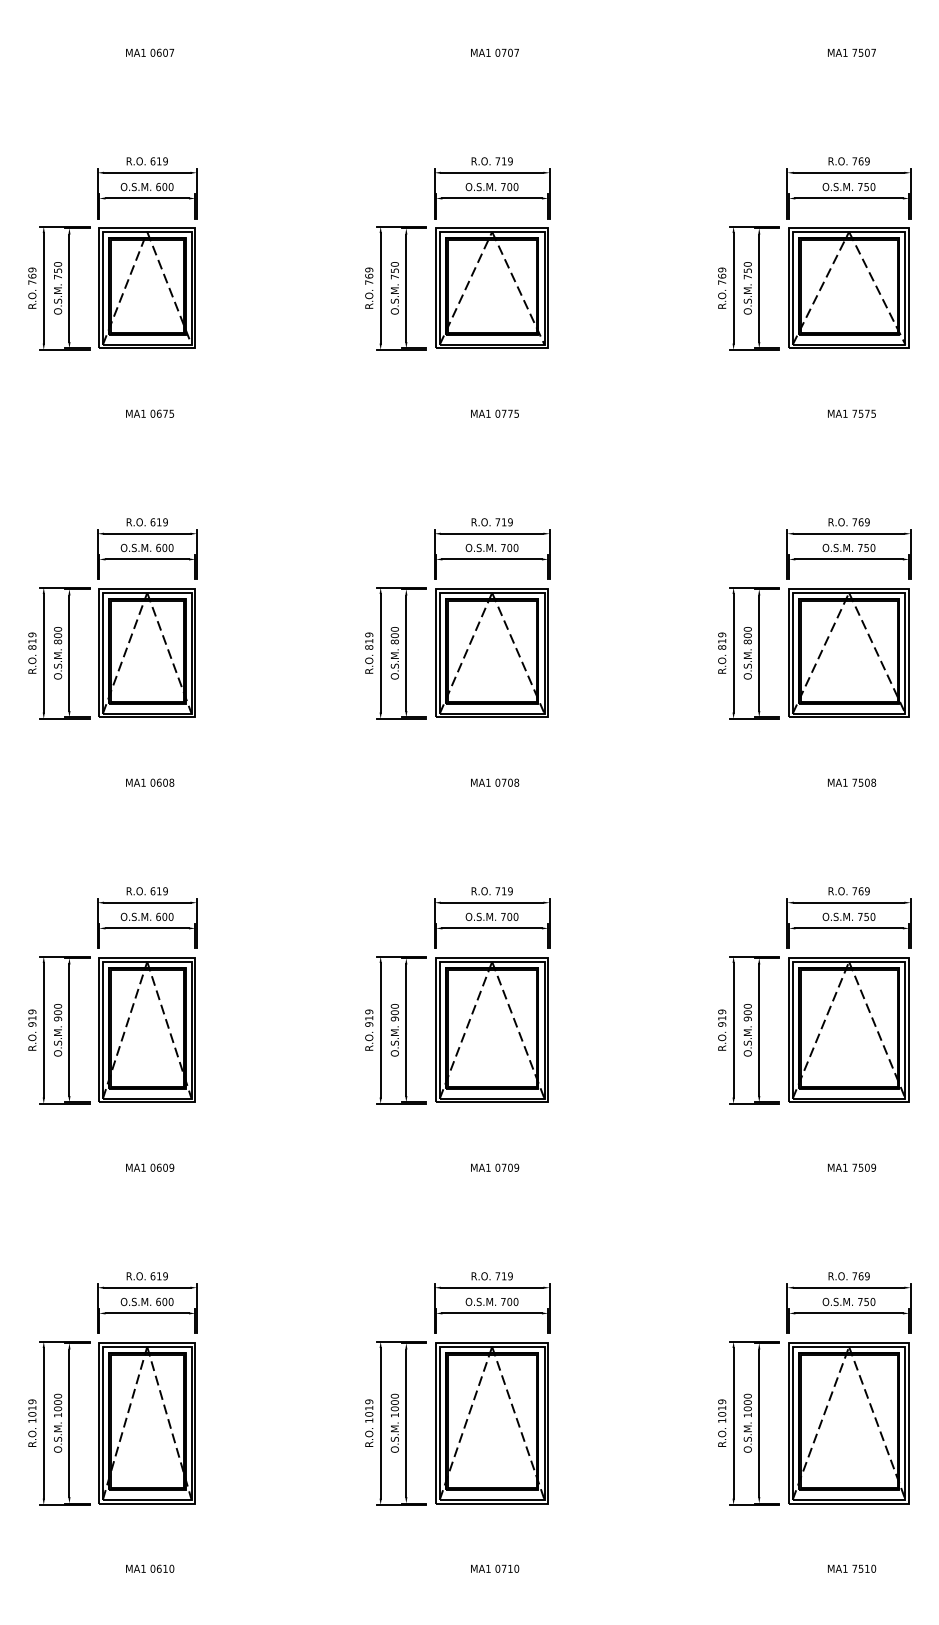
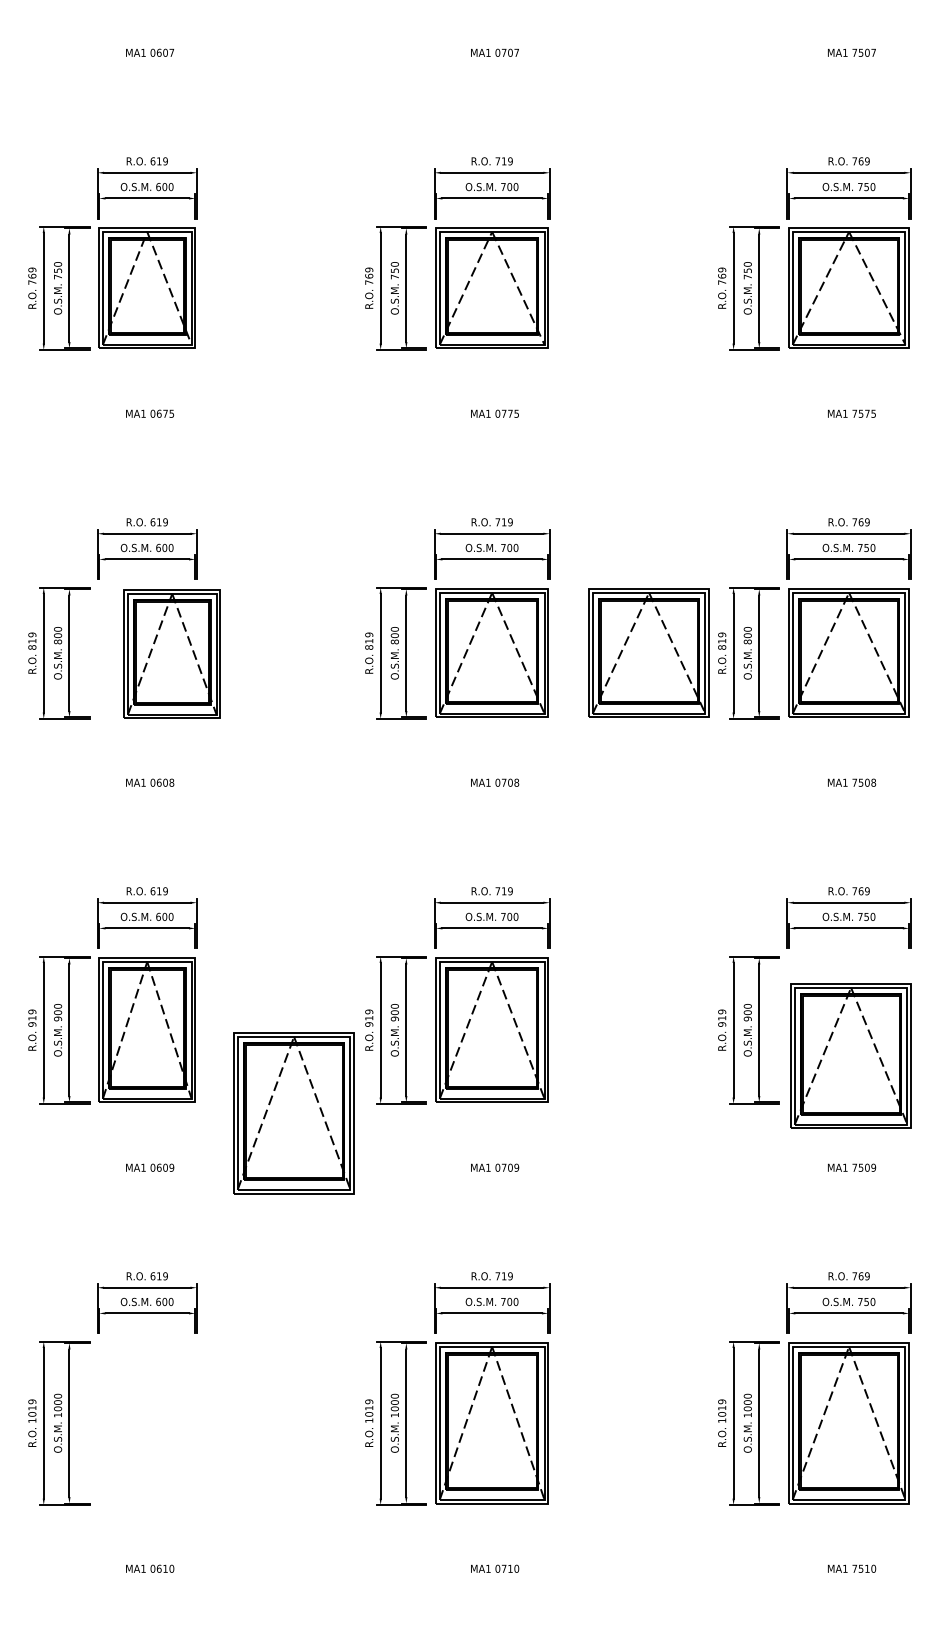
part position: (146, 652) -> (171, 653) (171, 653)
part: none -> present (648, 652)
part position: (848, 1029) -> (850, 1055) (850, 1055)
part: none -> present (293, 1113)
part: present -> none (146, 1423)
